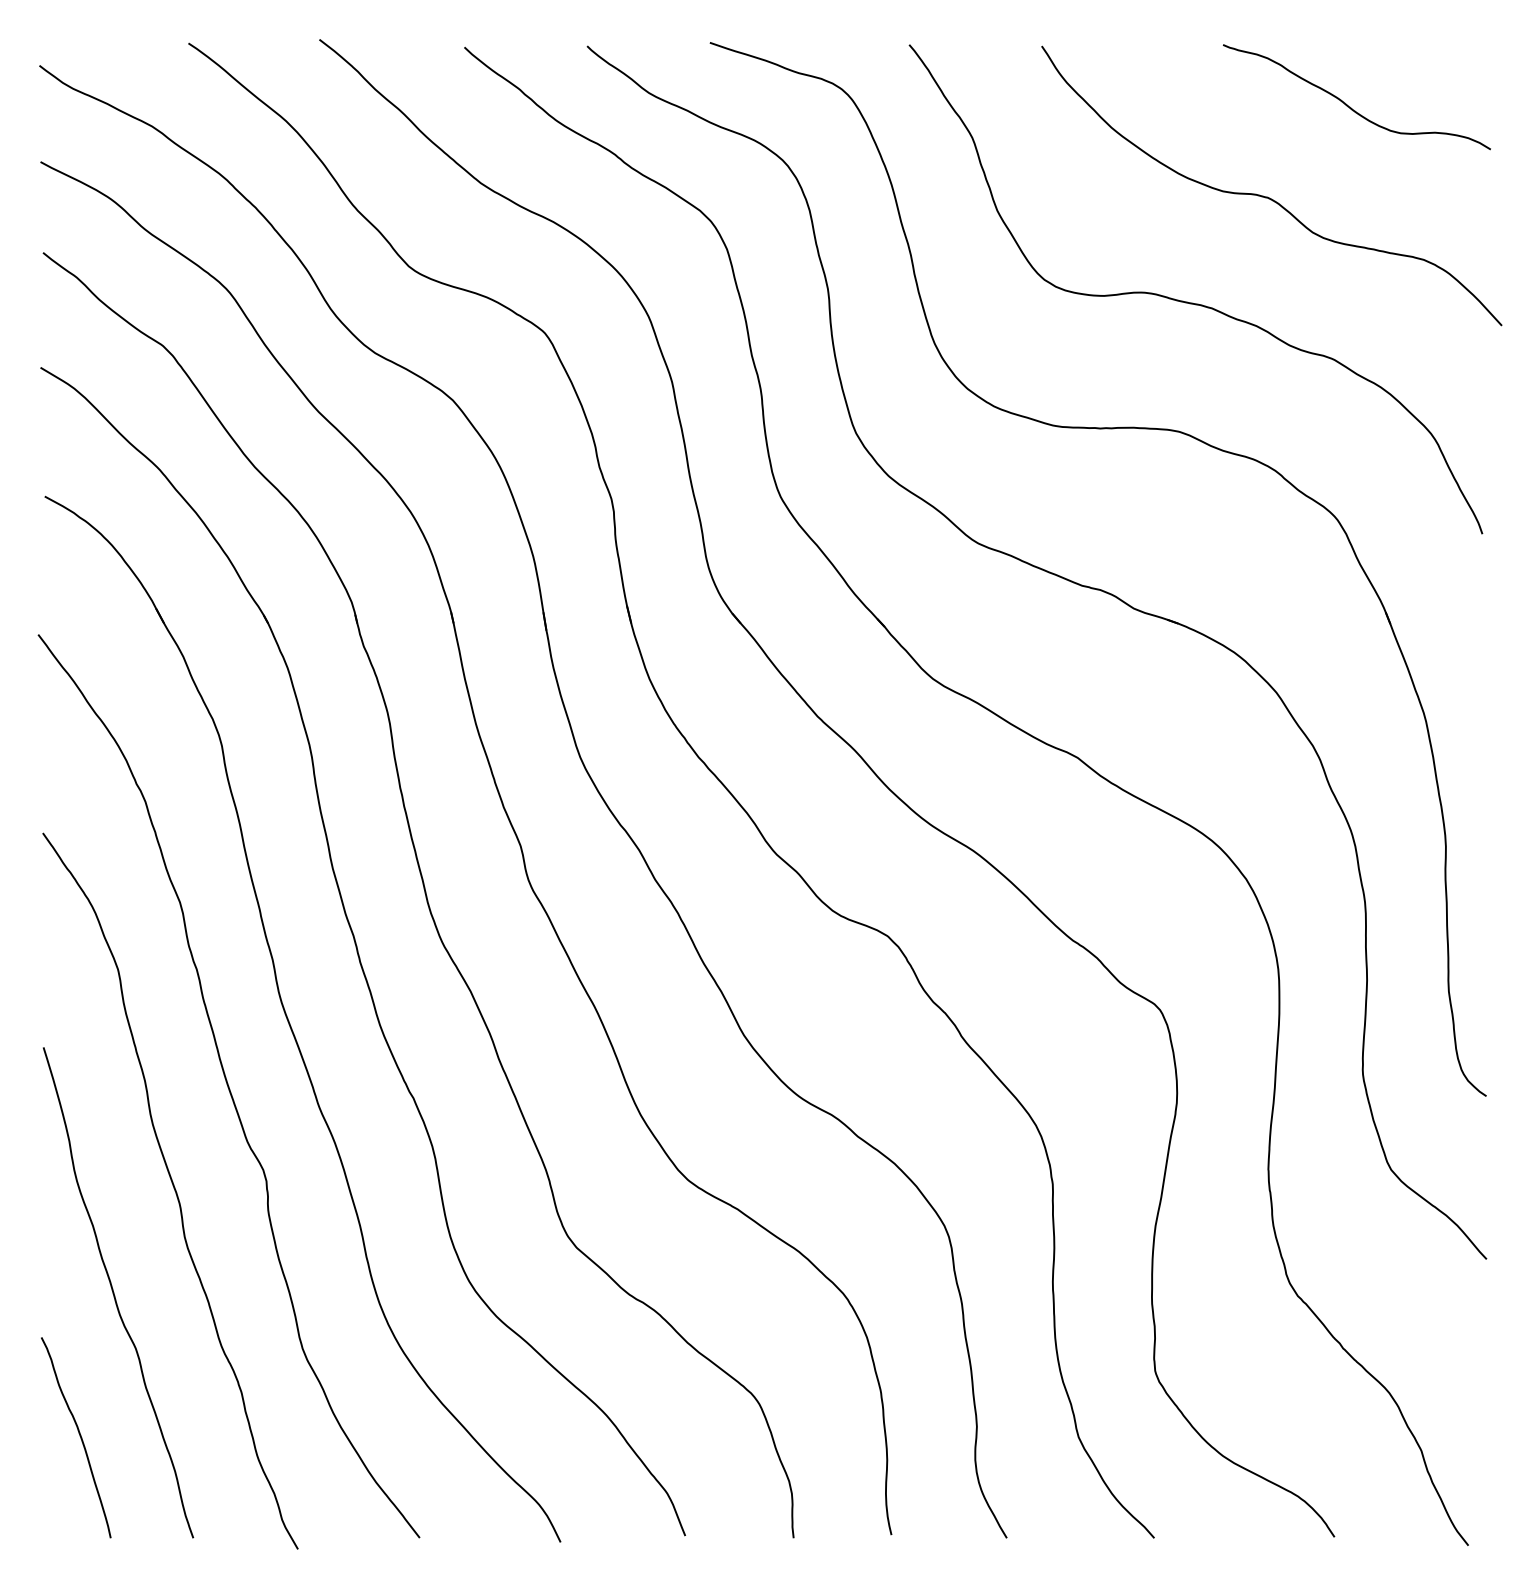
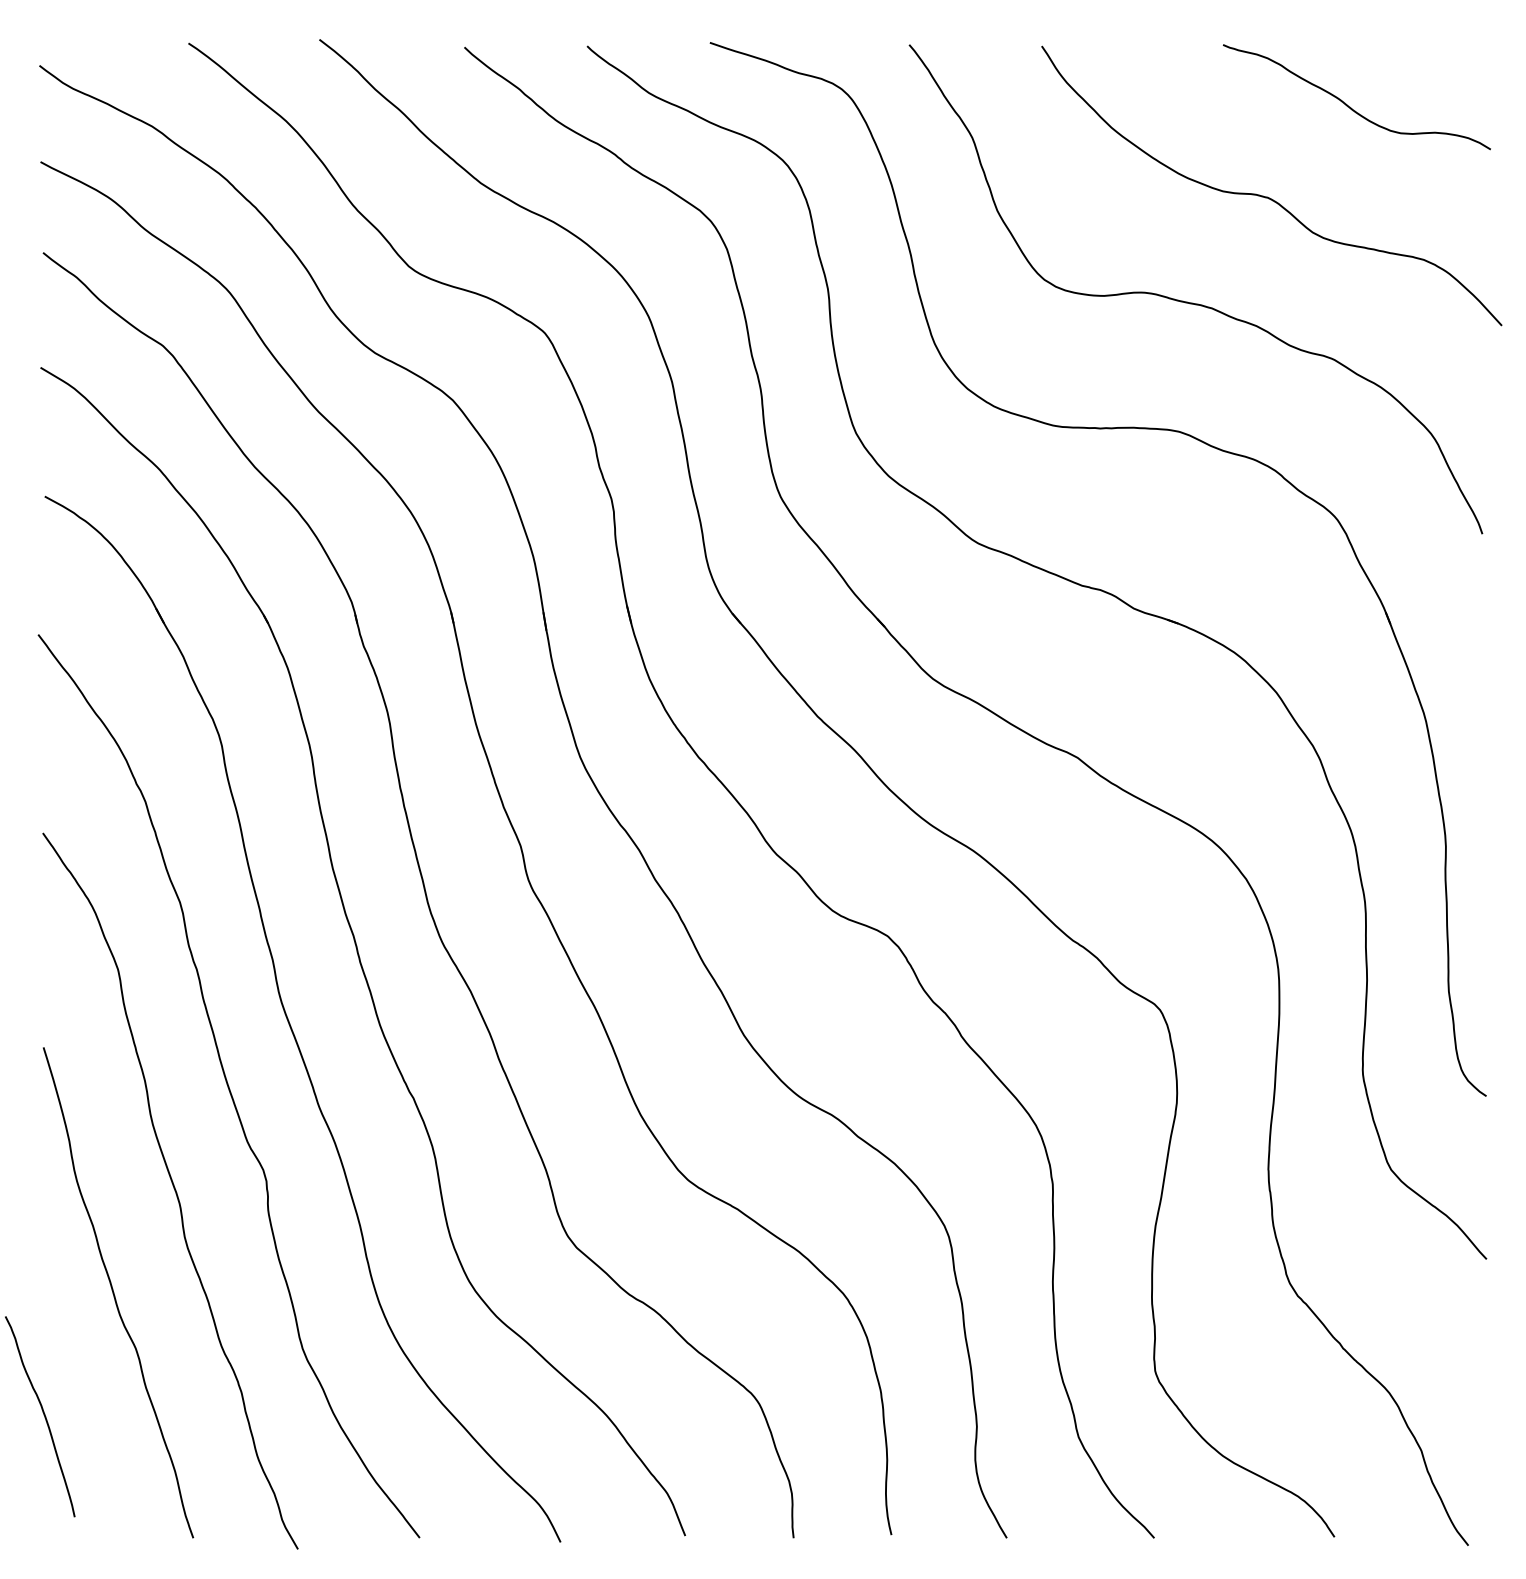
curve position: (79, 1436) -> (43, 1415) (43, 1415)
